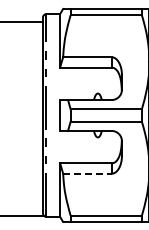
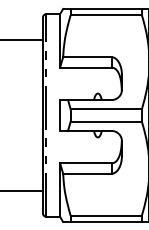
line position: (22, 21) -> (22, 39) (22, 39)
line: dashed -> solid (87, 173)
line position: (22, 216) -> (22, 191) (22, 191)
